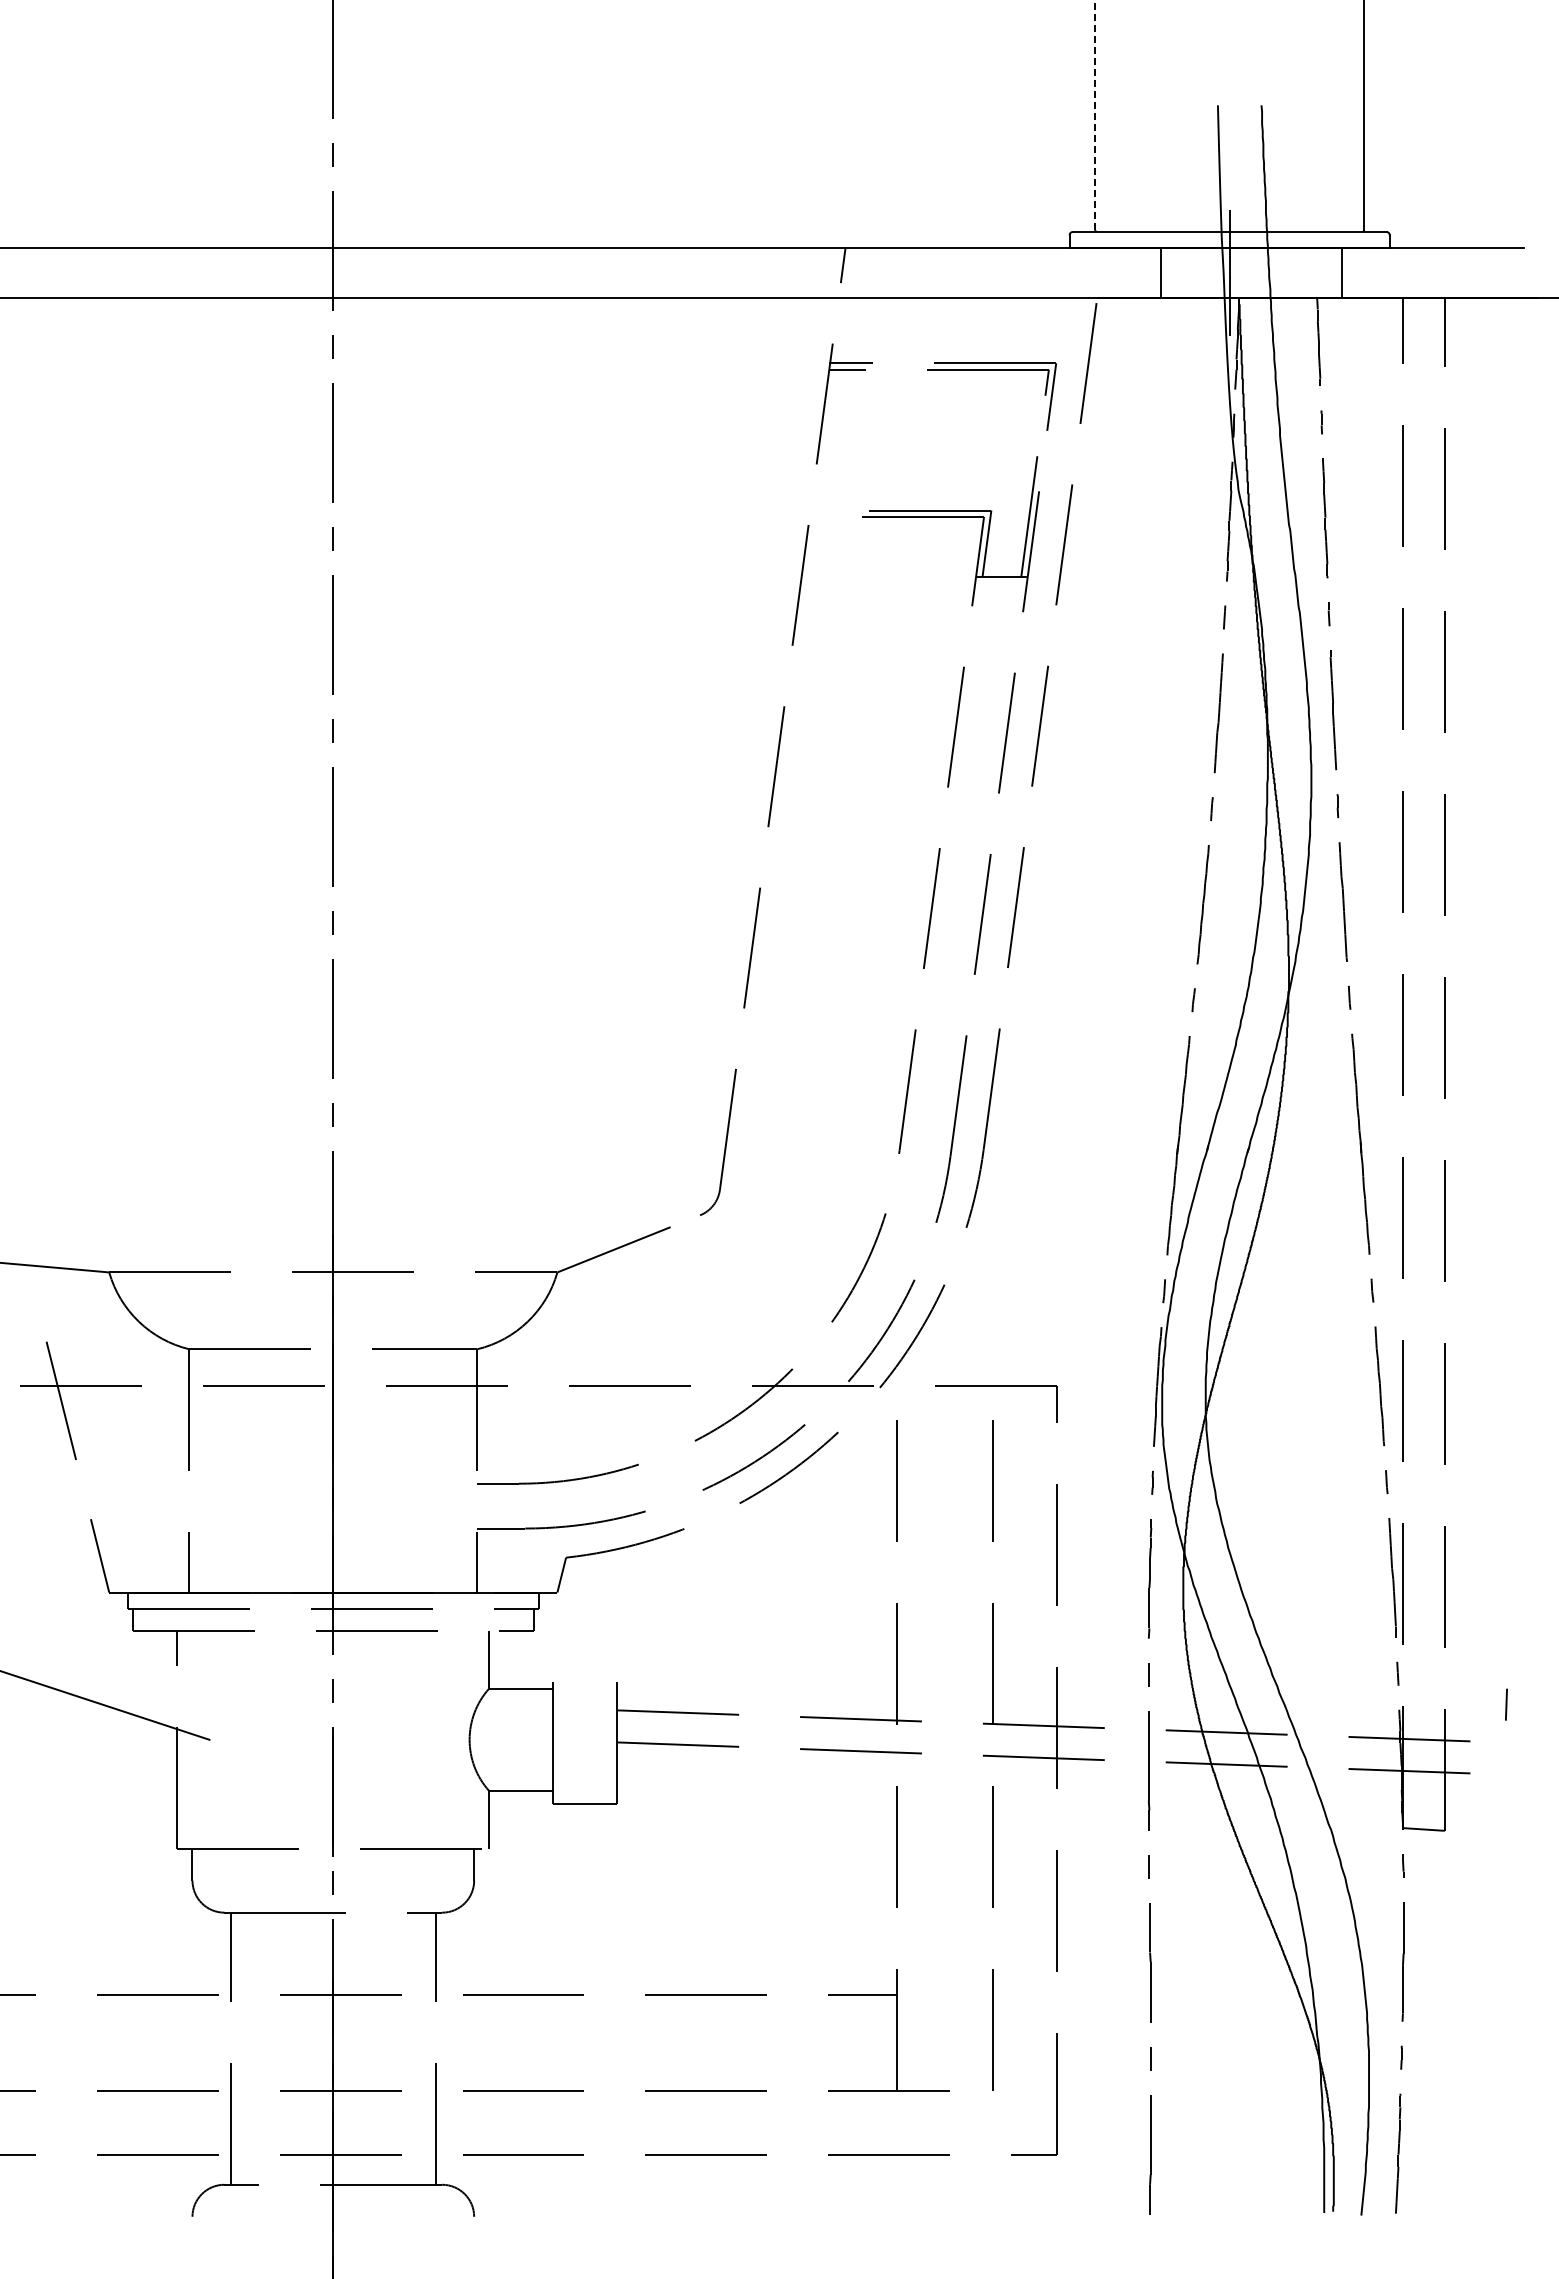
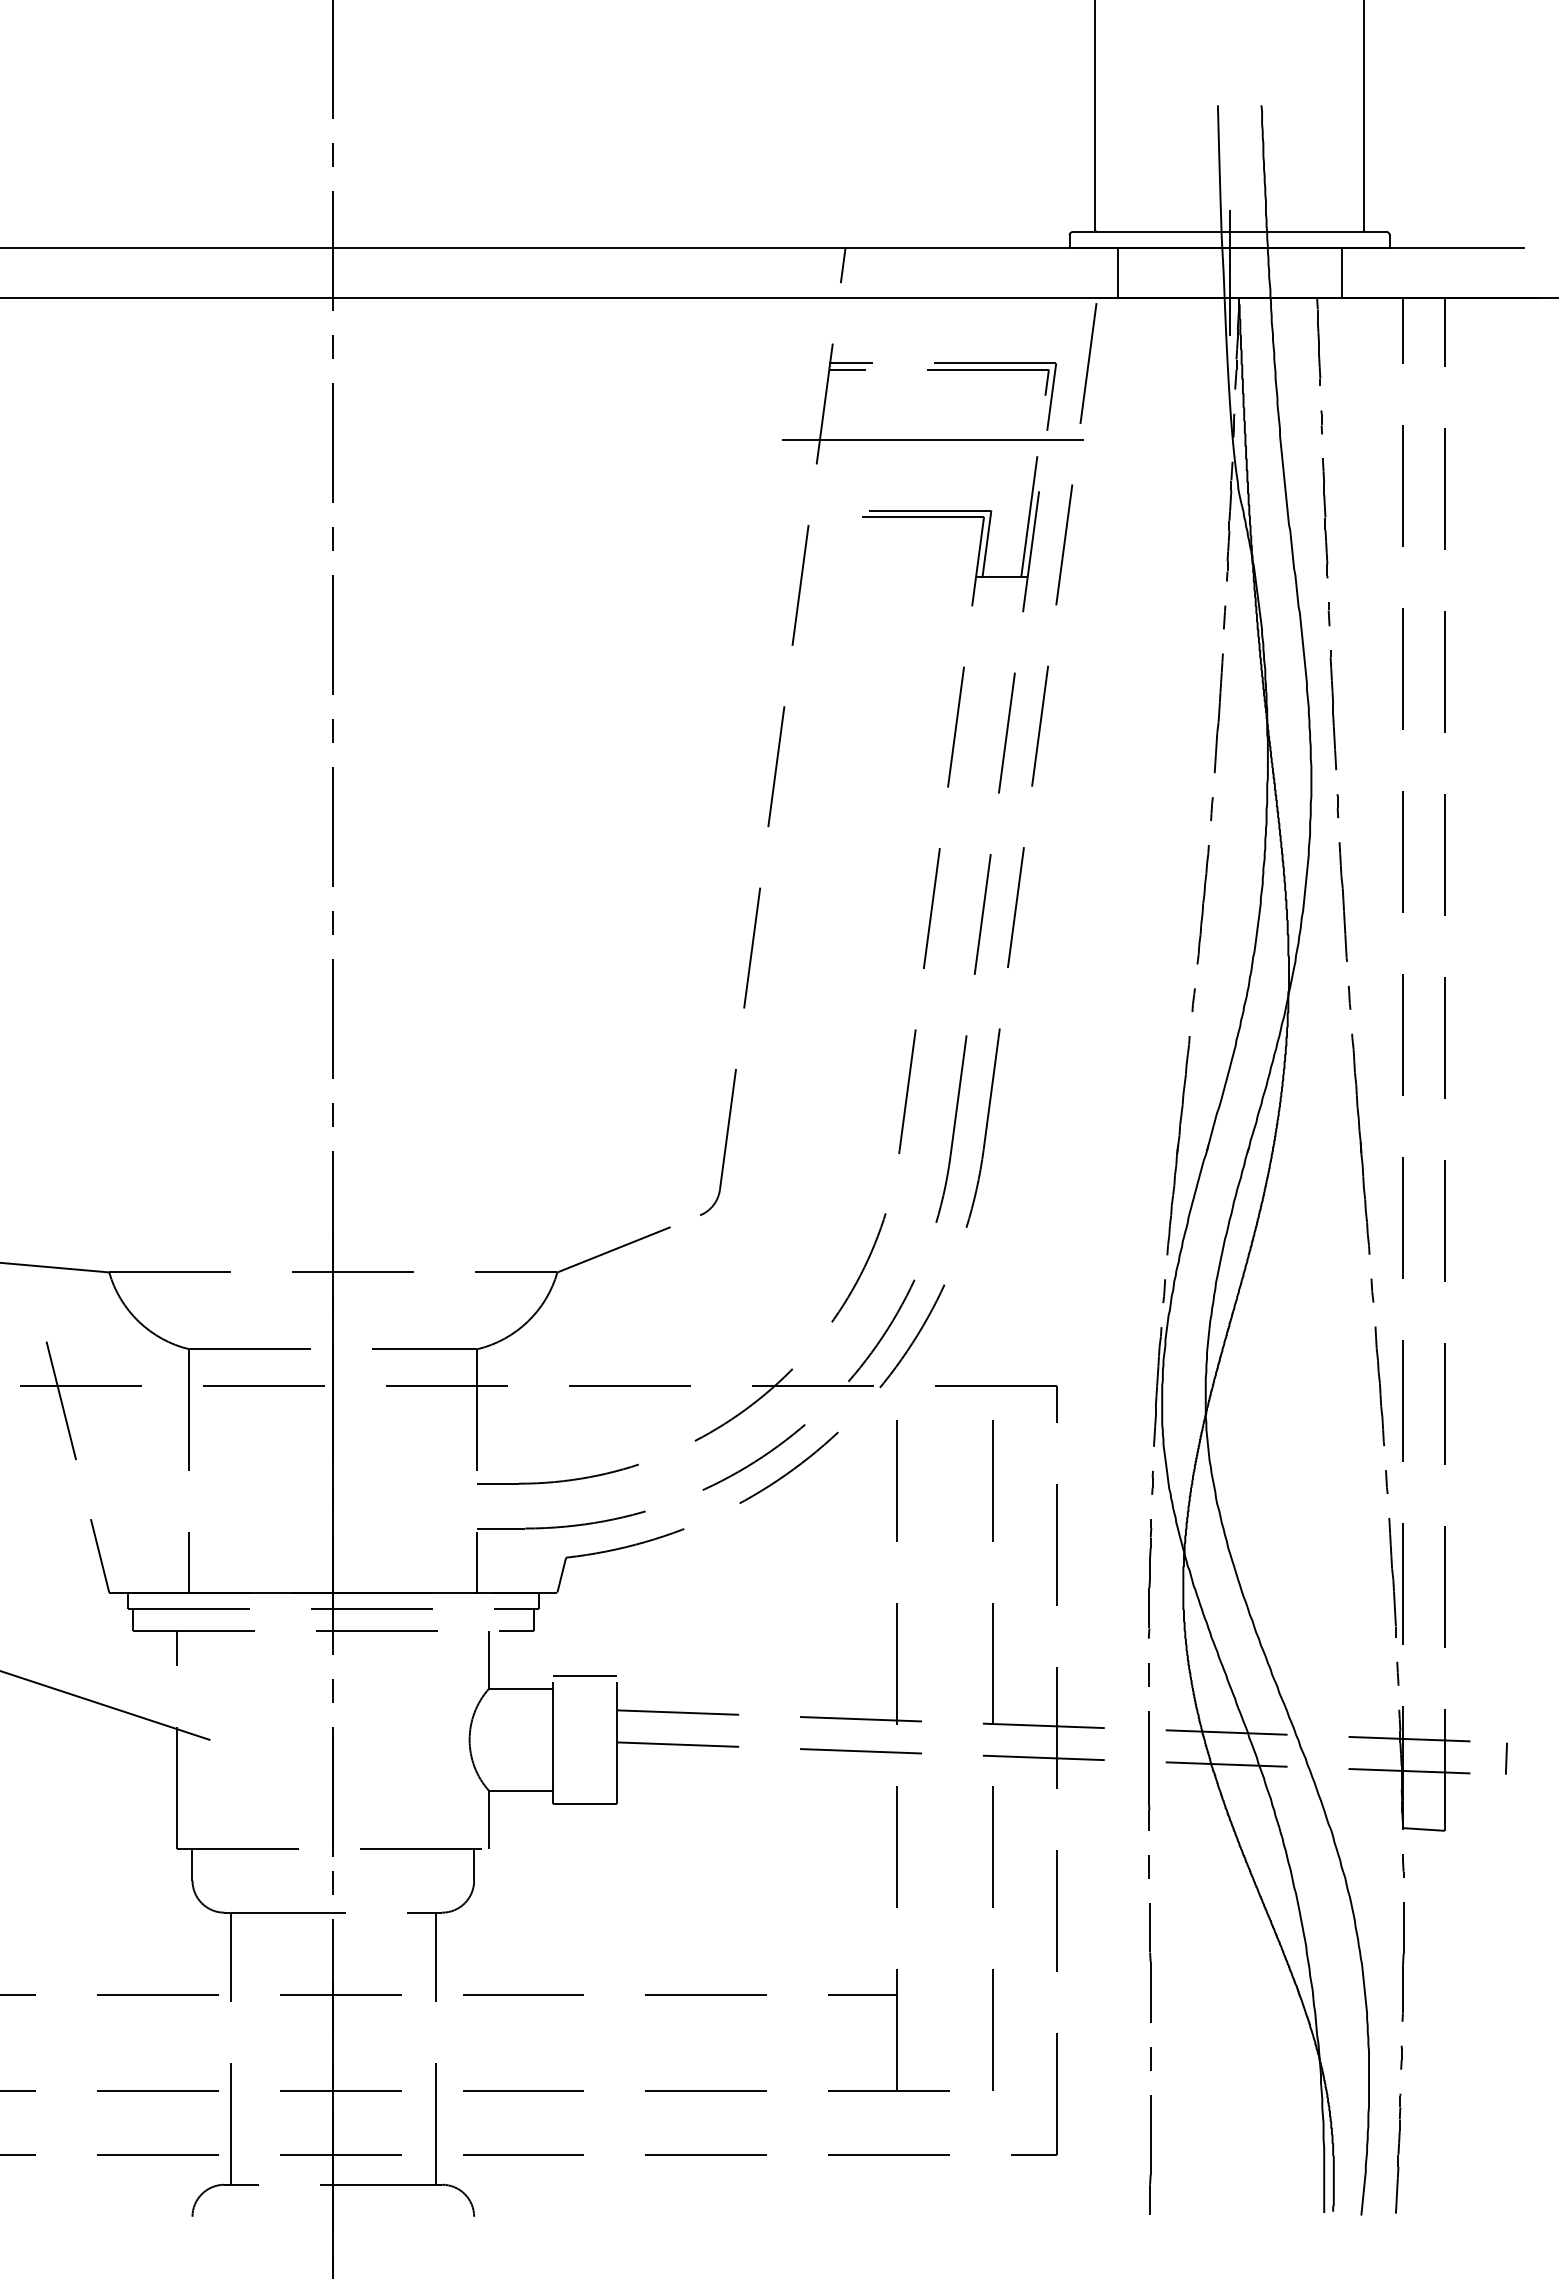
line: dashed -> solid (1095, 115)
line position: (1160, 272) -> (1117, 272) (1117, 272)
line: none -> present (932, 440)
line: none -> present (585, 1675)
line position: (1506, 1704) -> (1506, 1758) (1506, 1758)
